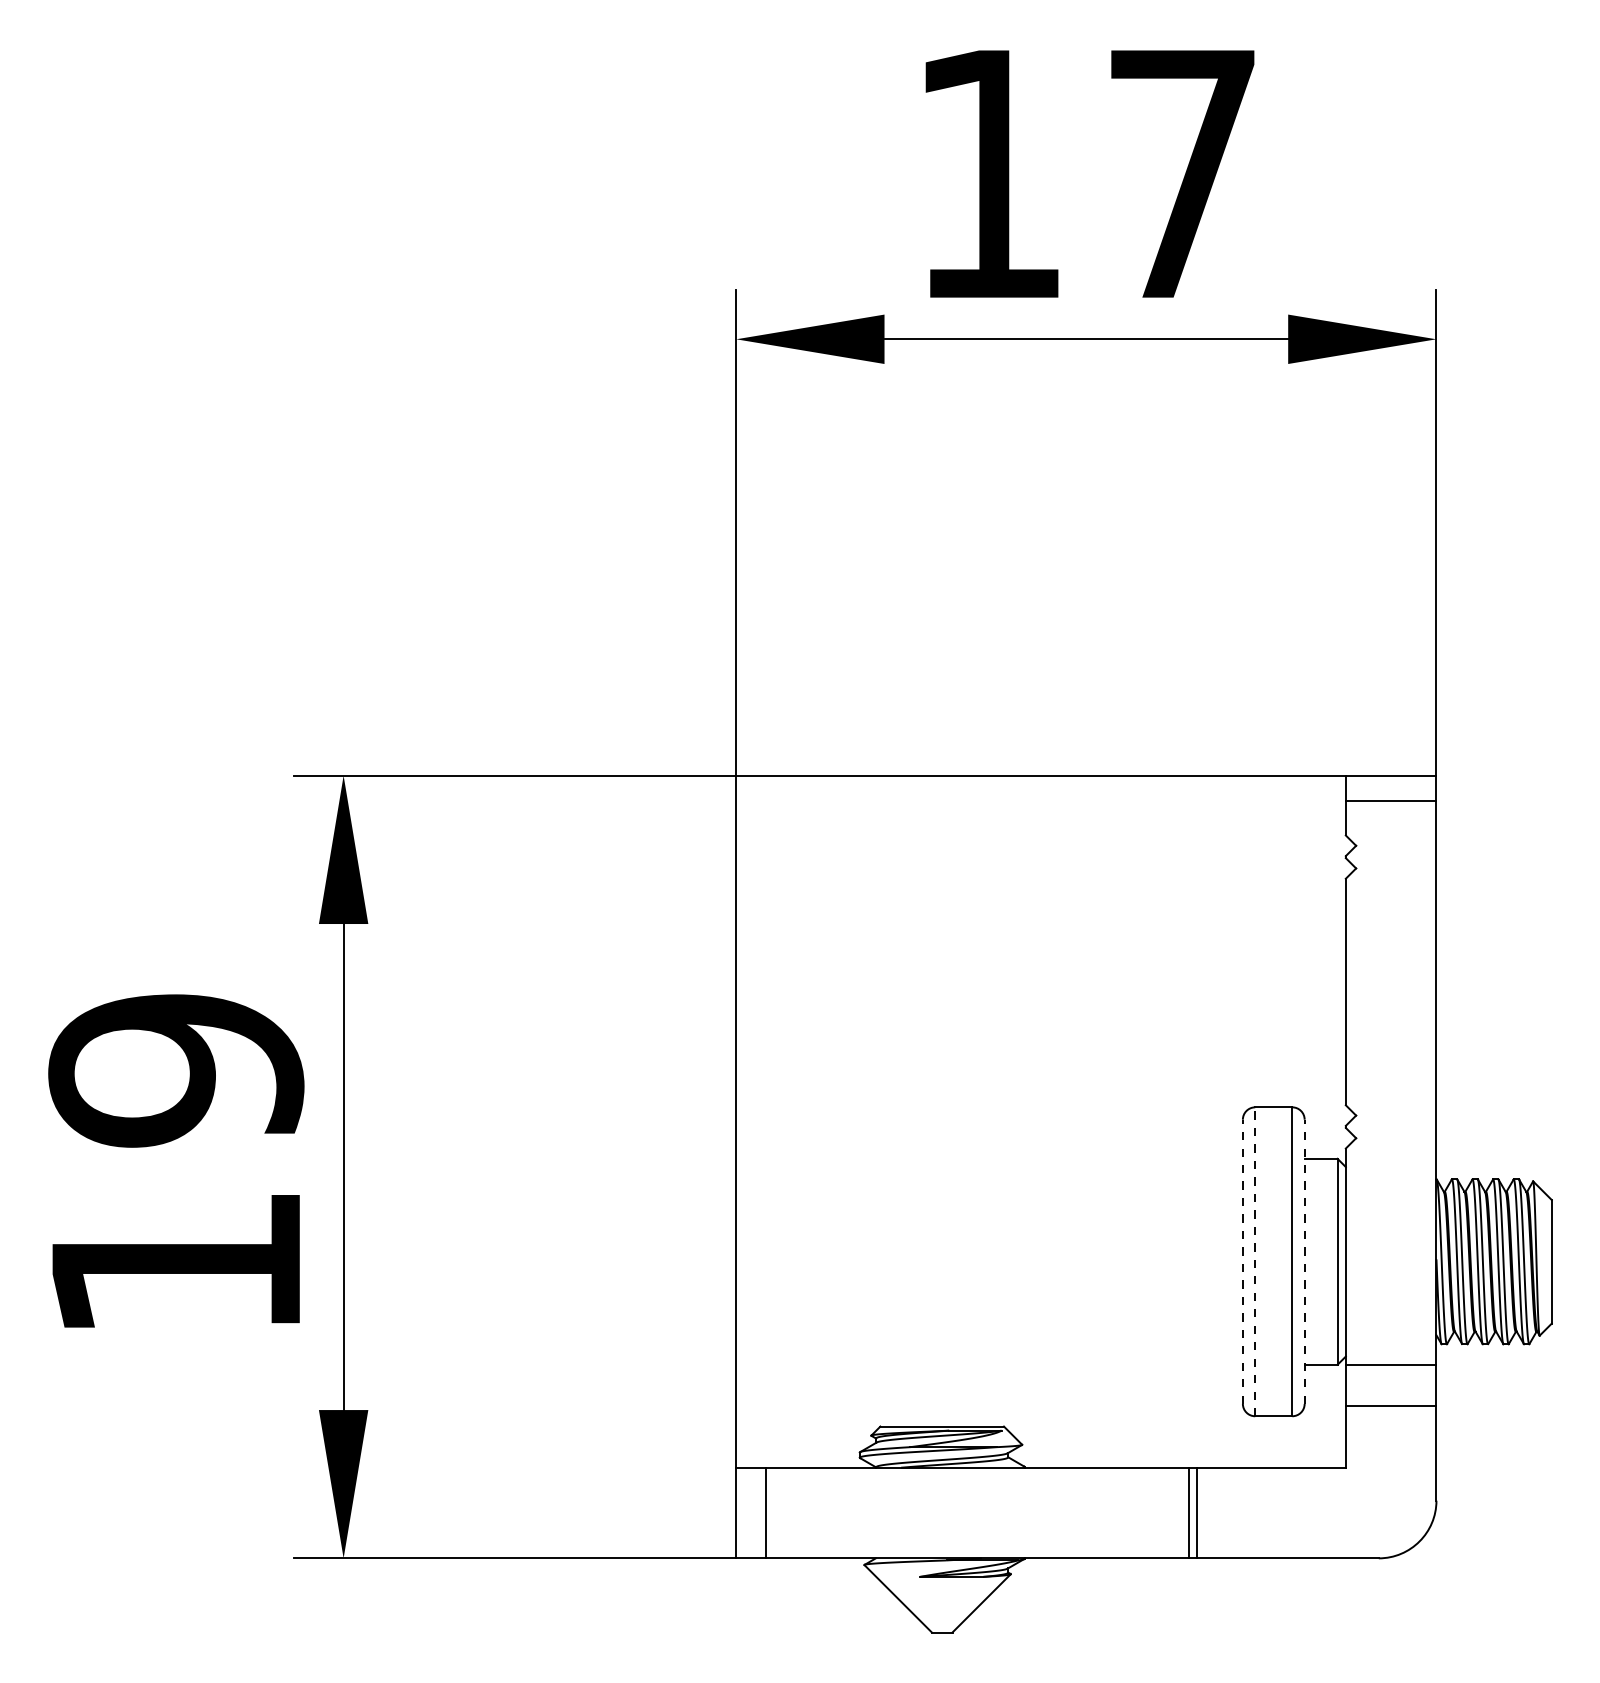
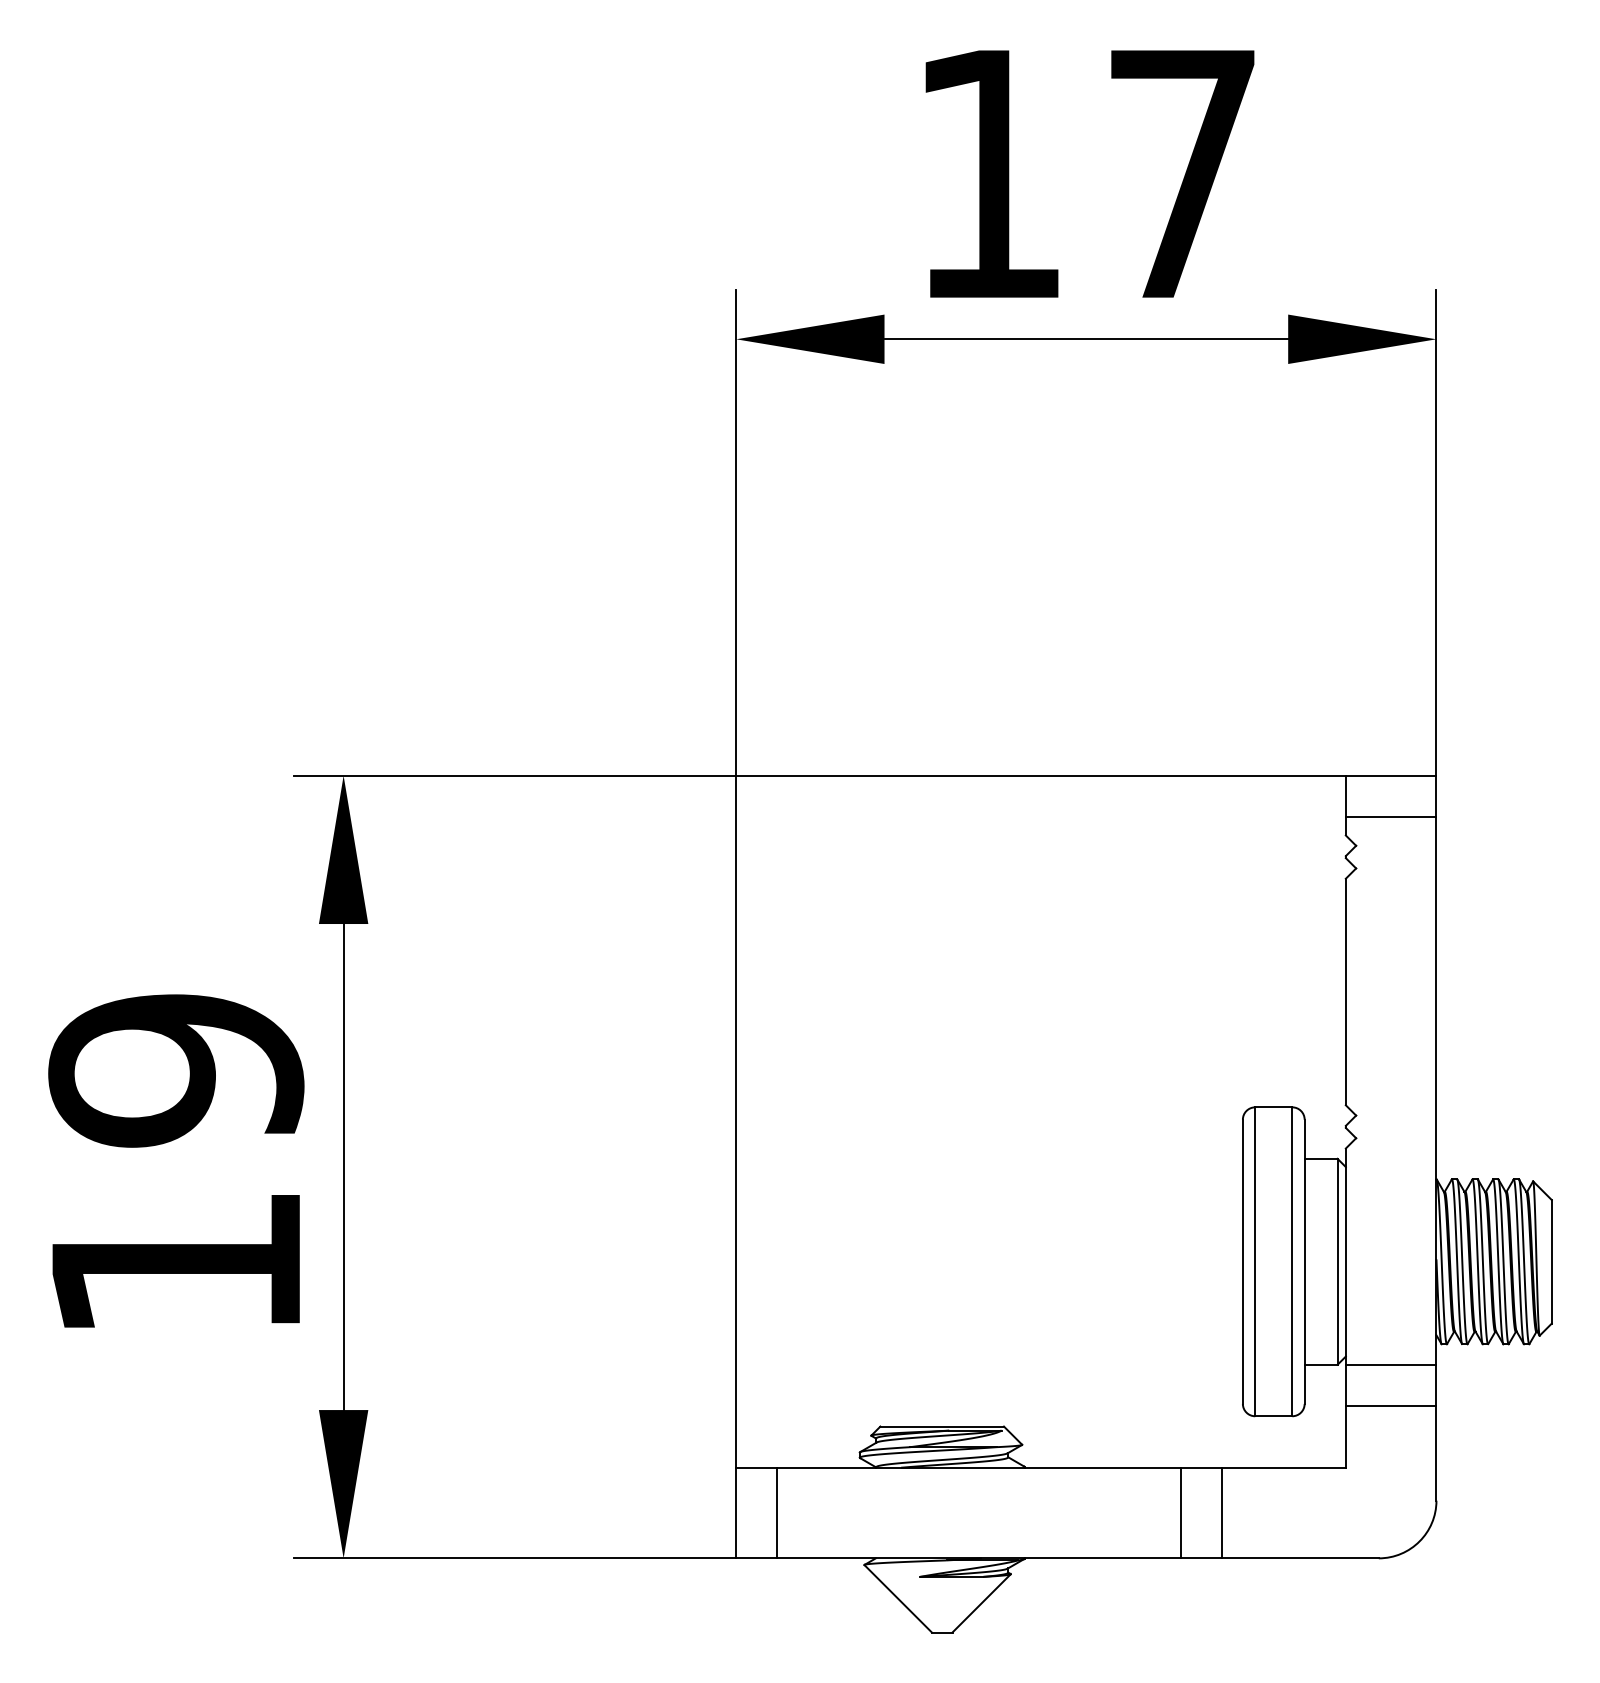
line position: (1390, 800) -> (1390, 816) (1390, 816)
line: dashed -> solid (1242, 1261)
line: dashed -> solid (1255, 1261)
line: dashed -> solid (1304, 1261)
line position: (766, 1512) -> (777, 1512) (777, 1512)
line position: (1189, 1512) -> (1222, 1512) (1222, 1512)
line position: (1197, 1512) -> (1181, 1512) (1181, 1512)
